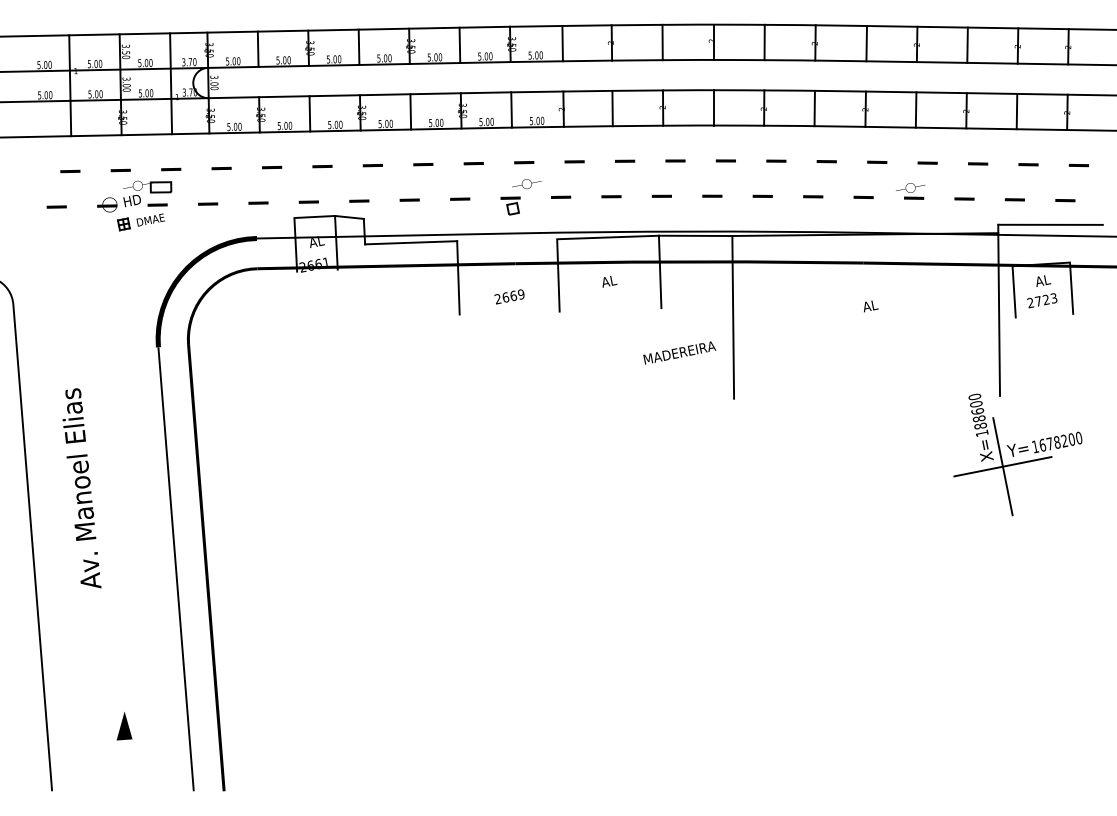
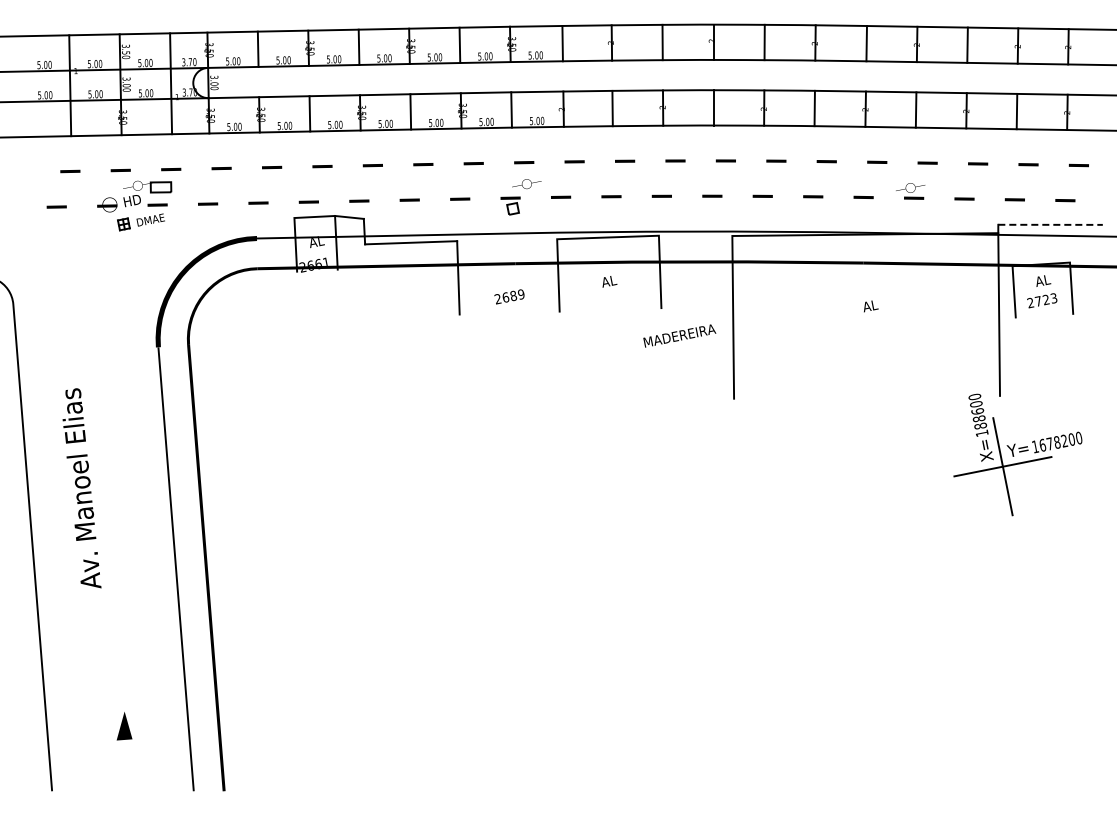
line: solid -> dashed (1051, 224)
line: present -> none (695, 235)
text: 2669 -> 2689 (513, 295)
text position: (679, 352) -> (679, 335) (679, 335)
